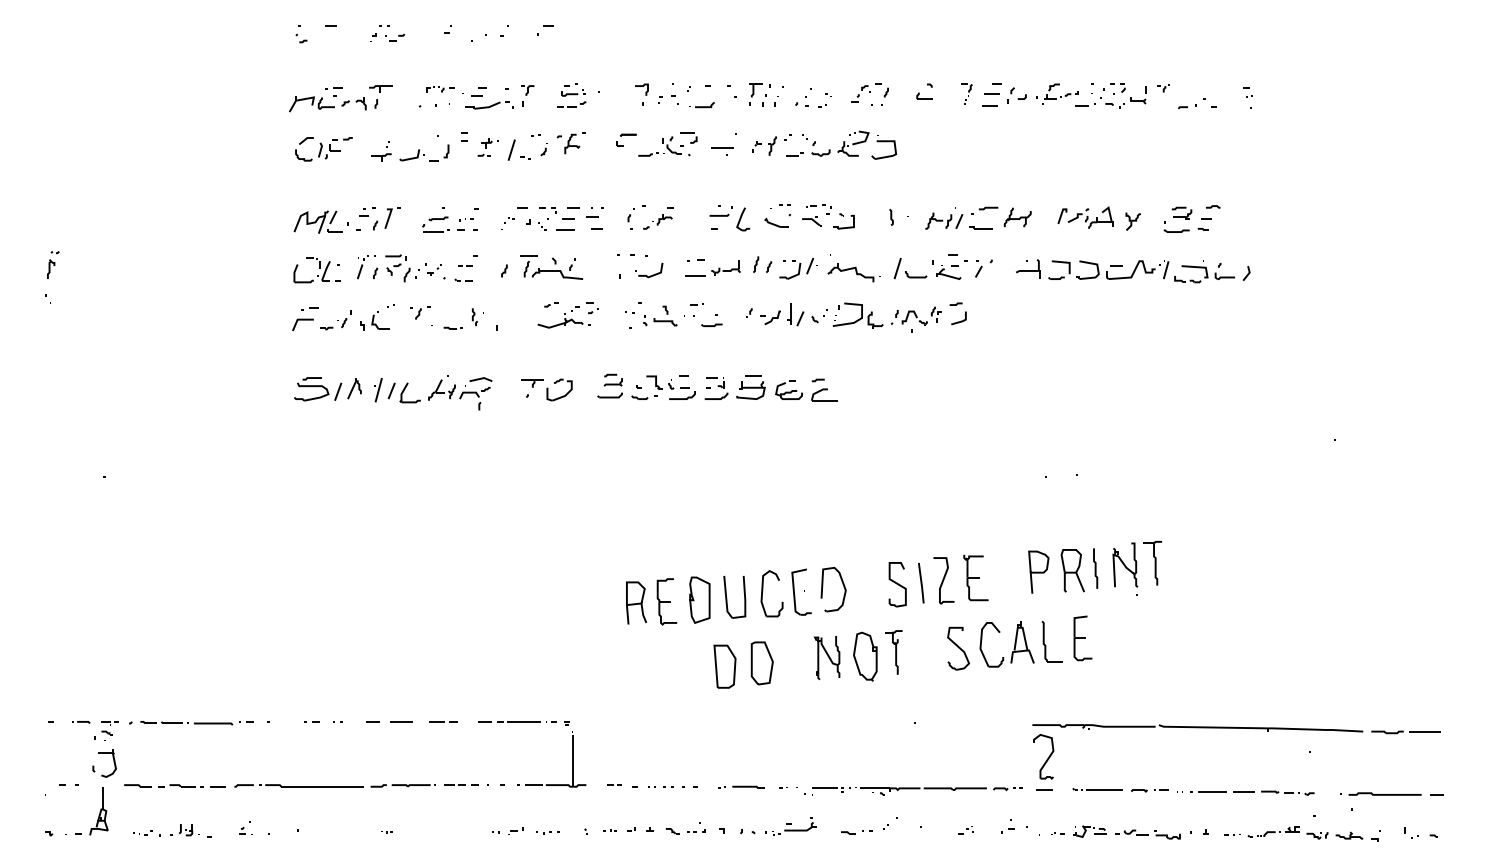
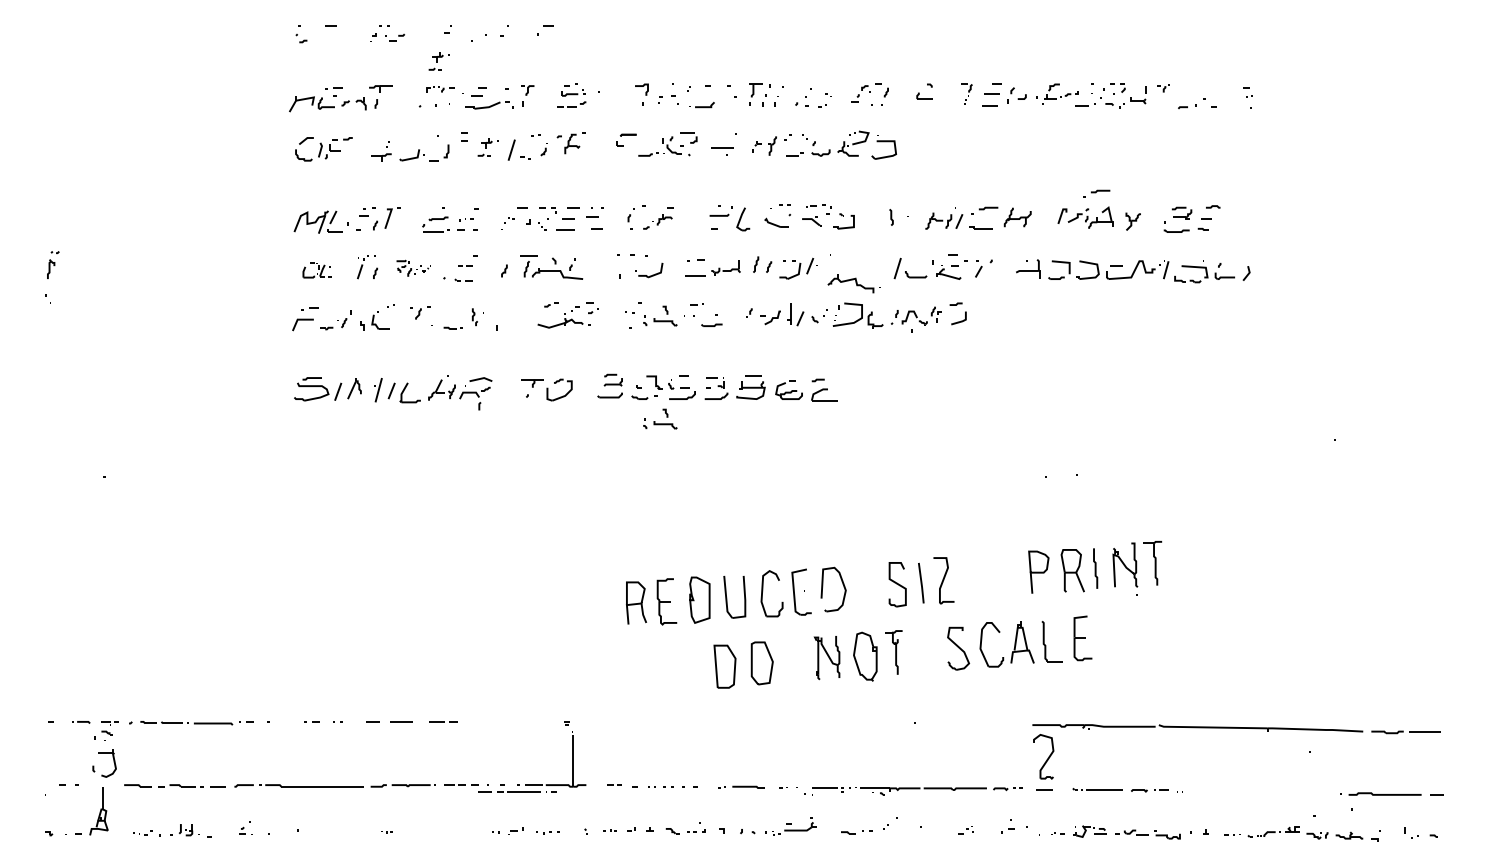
part: none -> present (438, 61)
part: none -> present (1096, 193)
part size: 57x29 px -> 35x18 px (413, 267)
part size: 48x27 px -> 30x17 px (316, 270)
part position: (853, 272) -> (853, 283) (853, 283)
part: none -> present (660, 418)
part: present -> none (975, 577)
line position: (517, 721) -> (517, 791) (517, 791)
part: present -> none (1252, 792)
